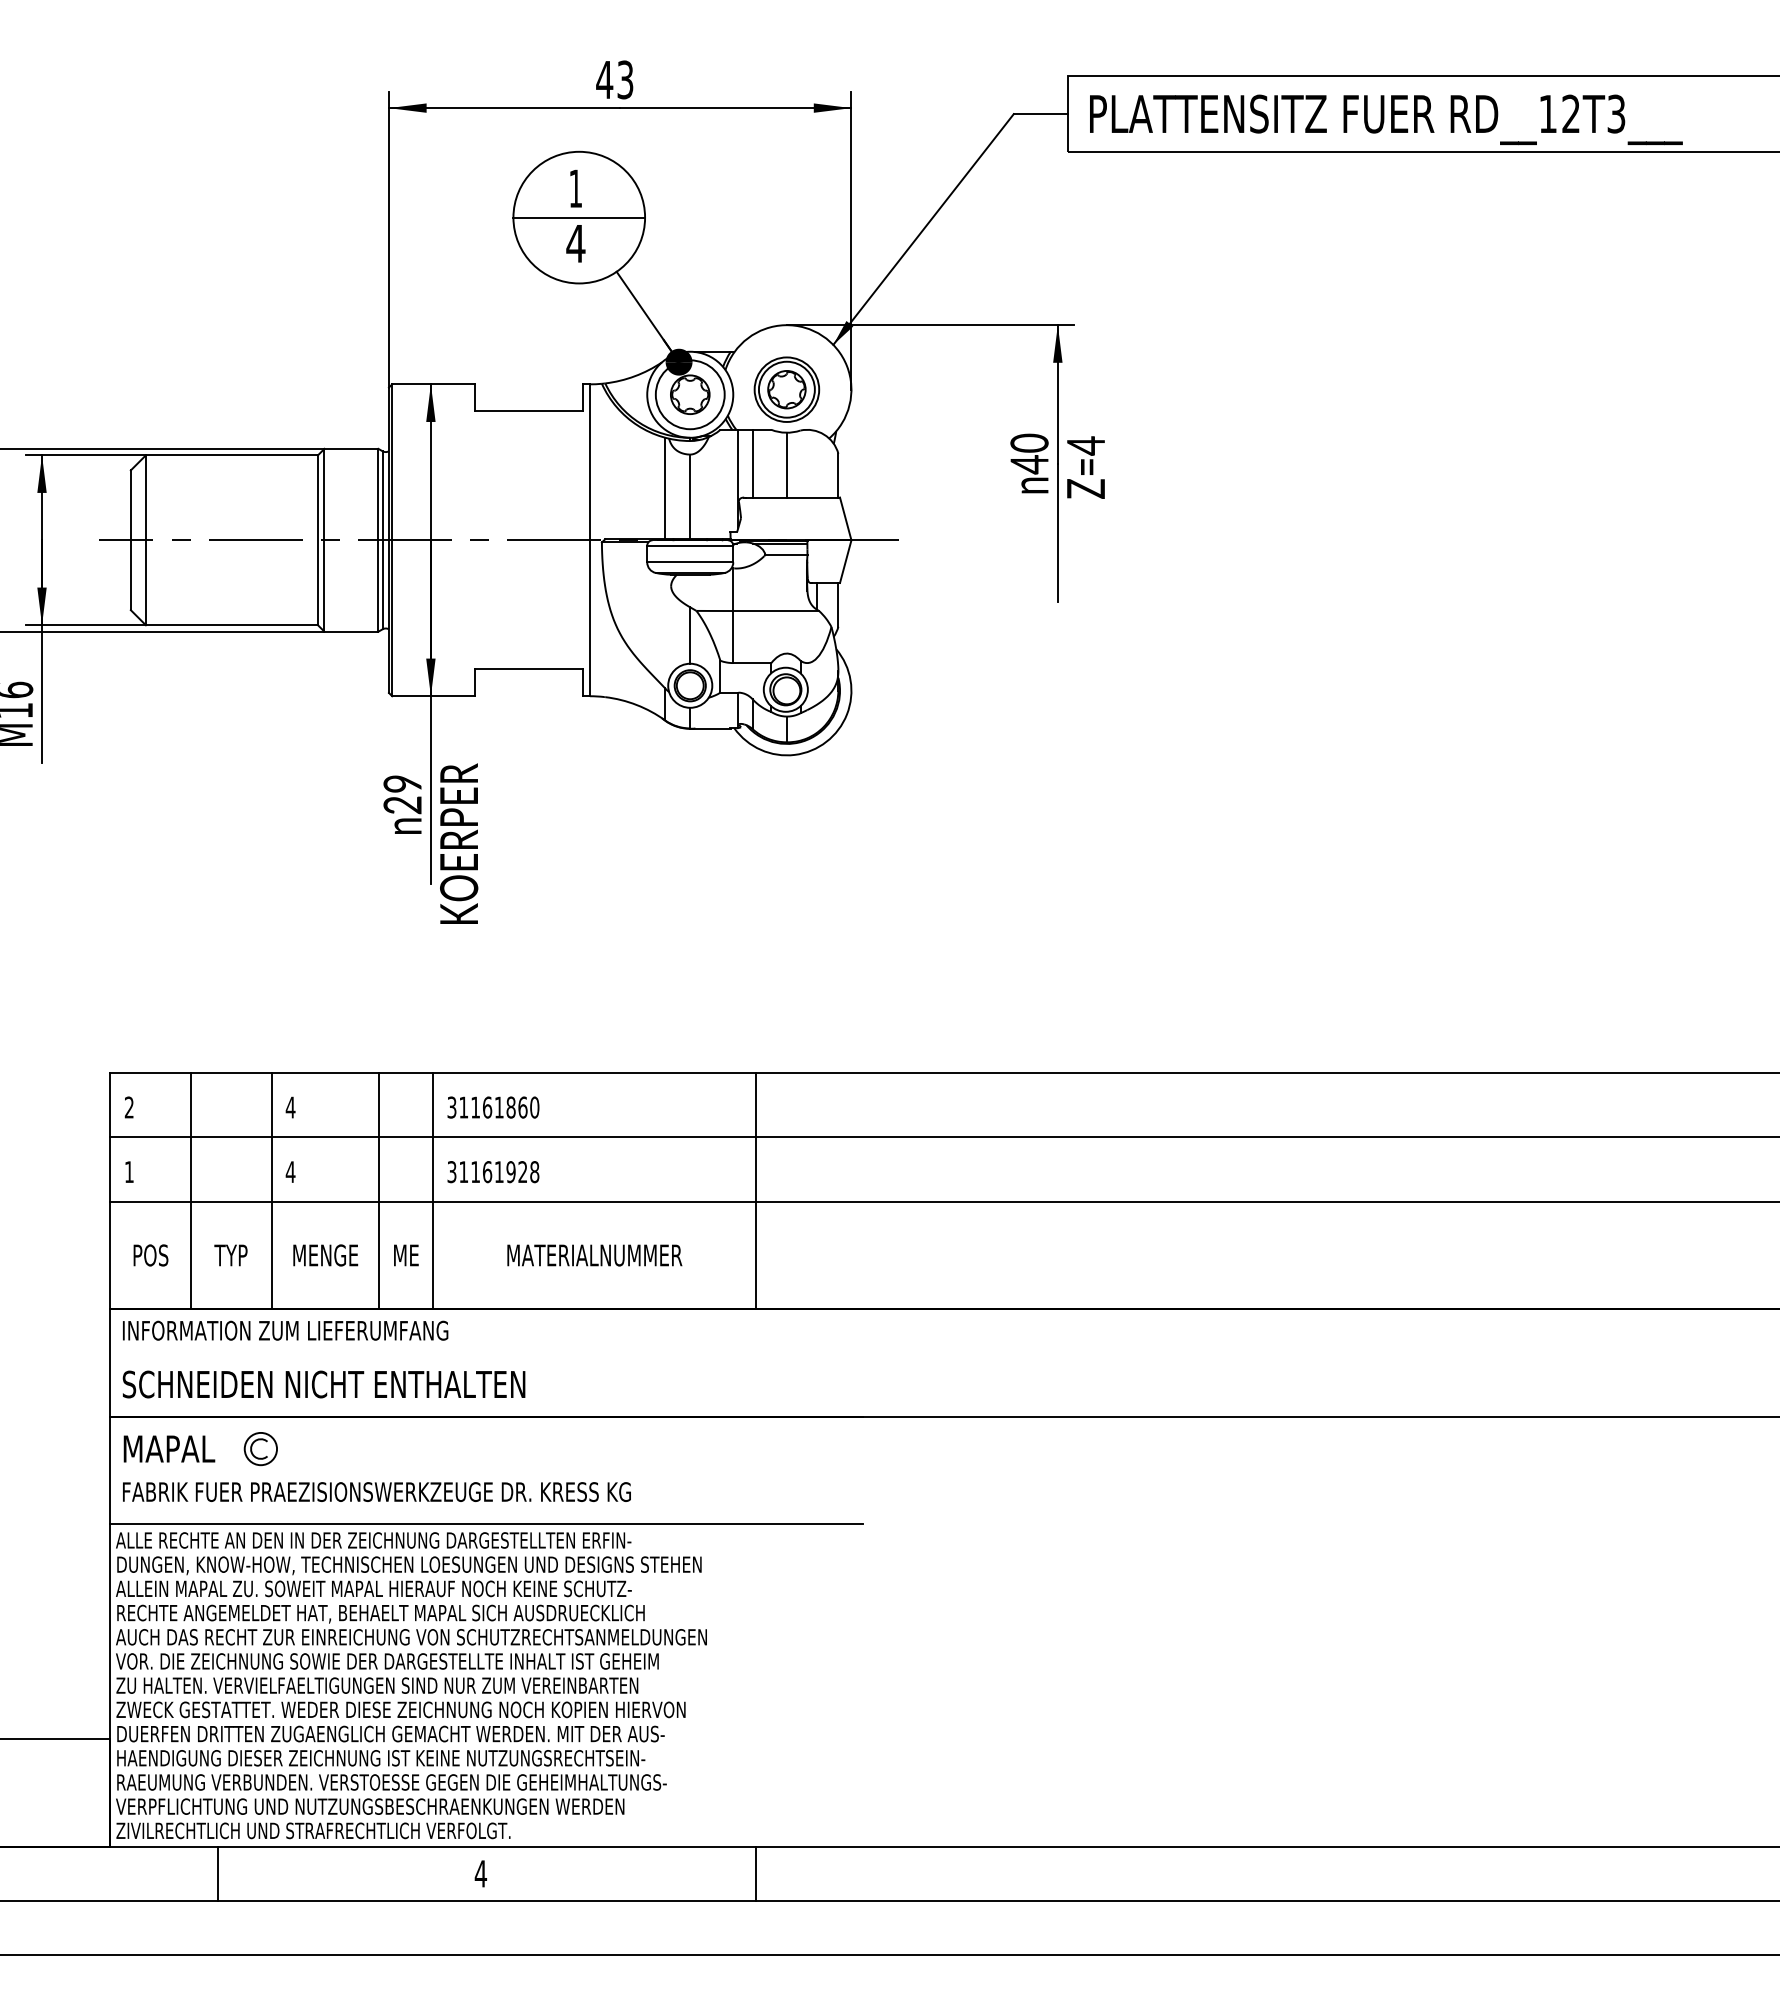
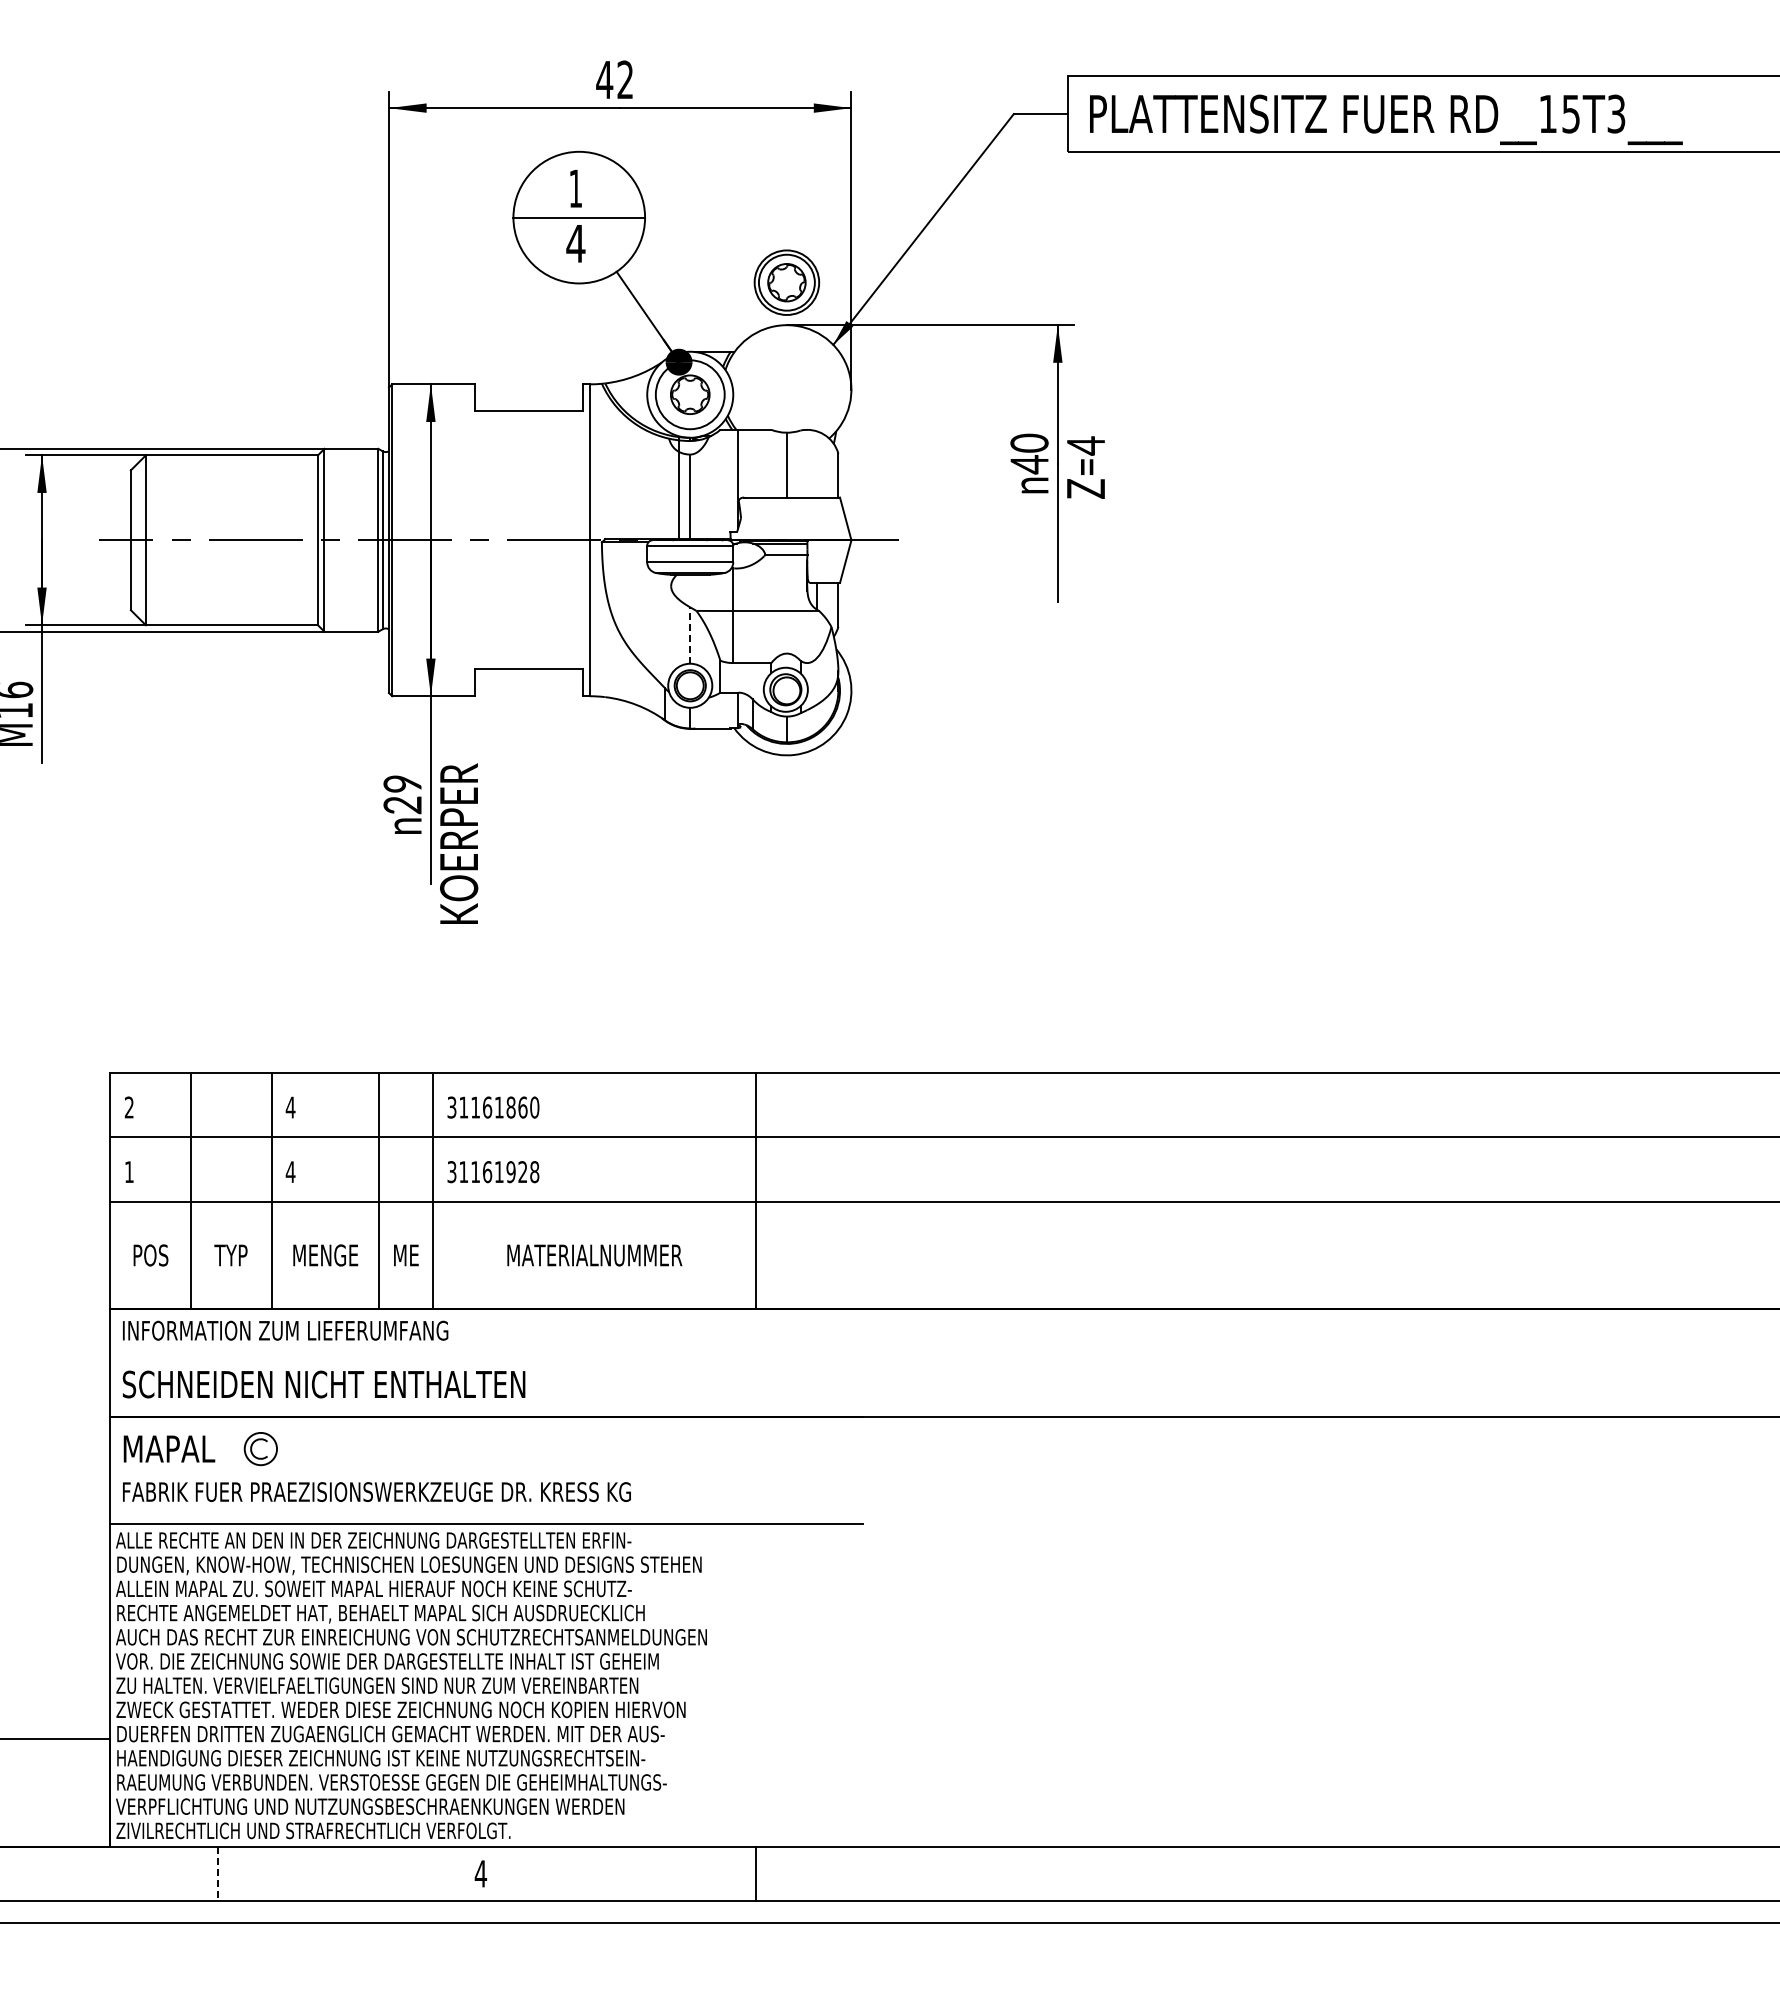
text: 43 -> 42 (625, 79)
text: RD__12T3___ -> RD__15T3___ (1570, 113)
part position: (786, 389) -> (786, 282) (786, 282)
line: present -> none (752, 463)
line position: (665, 488) -> (679, 488) (679, 488)
line: solid -> dashed (690, 635)
line: solid -> dashed (217, 1873)
line position: (889, 1954) -> (889, 1922) (889, 1922)
